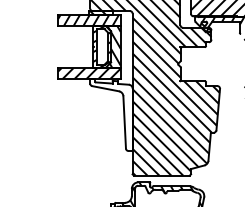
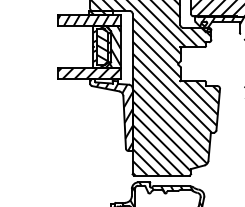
hatch: none -> present (102, 46)
hatch: none -> present (111, 114)
